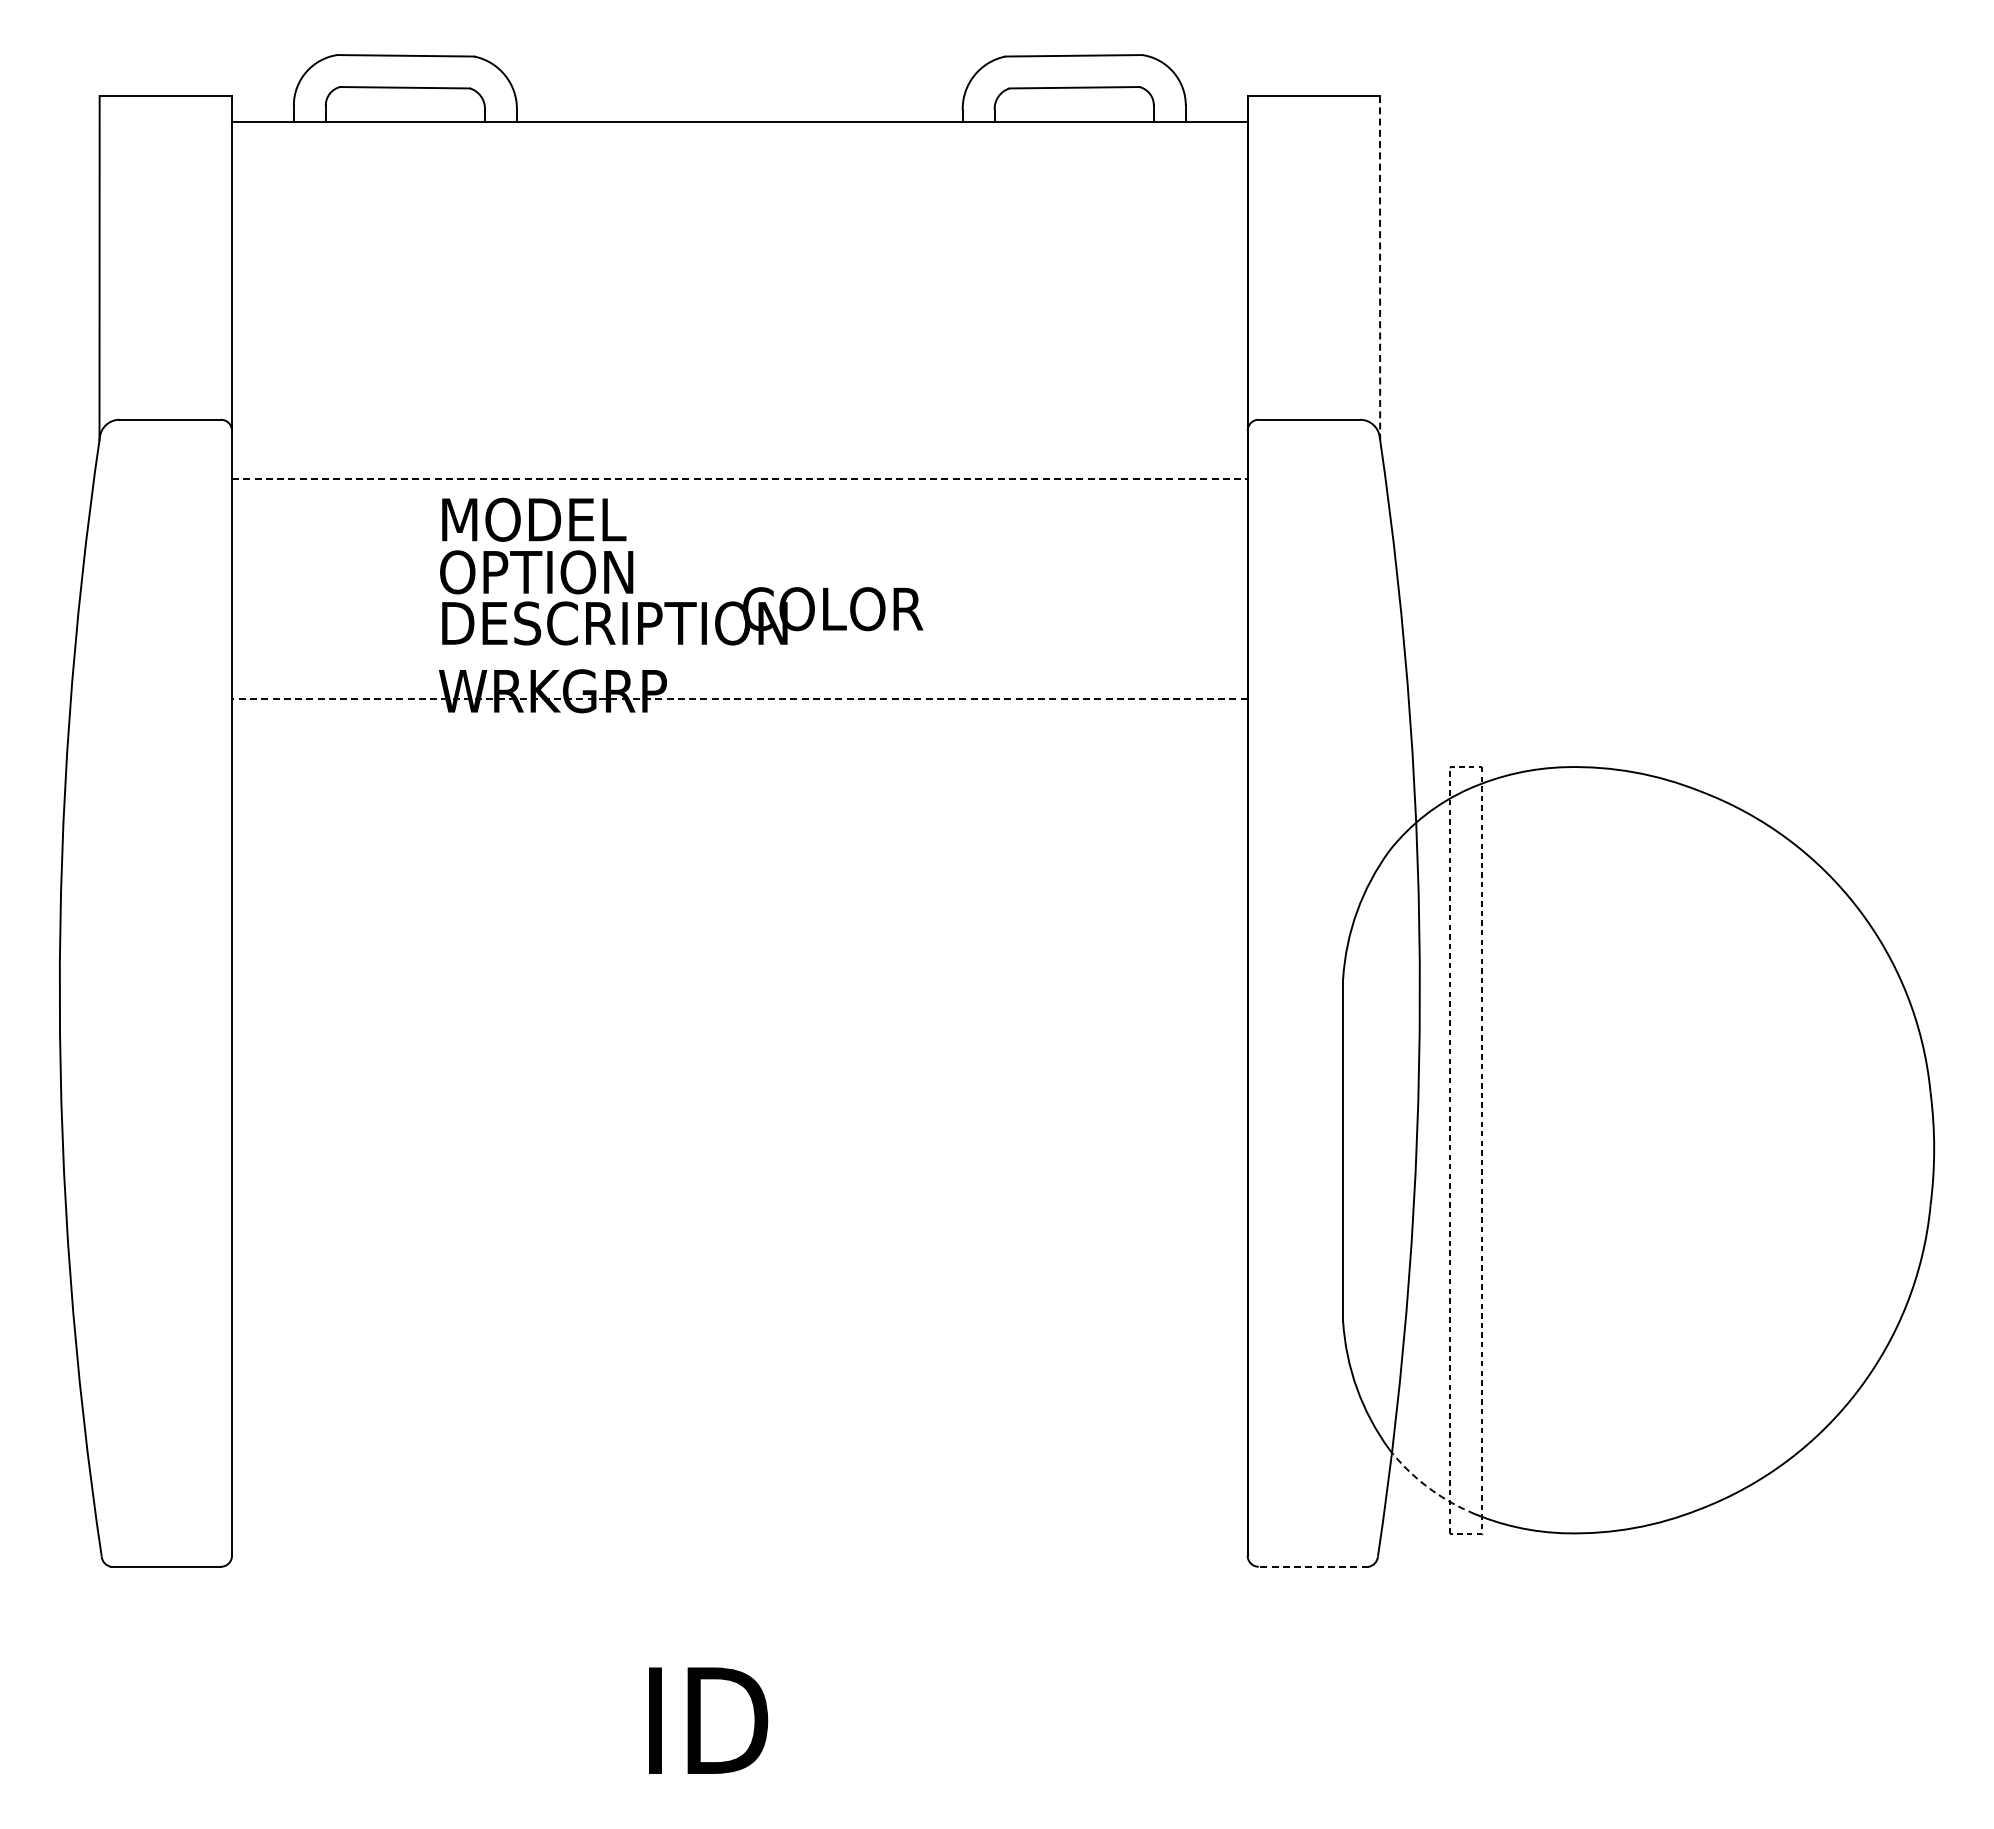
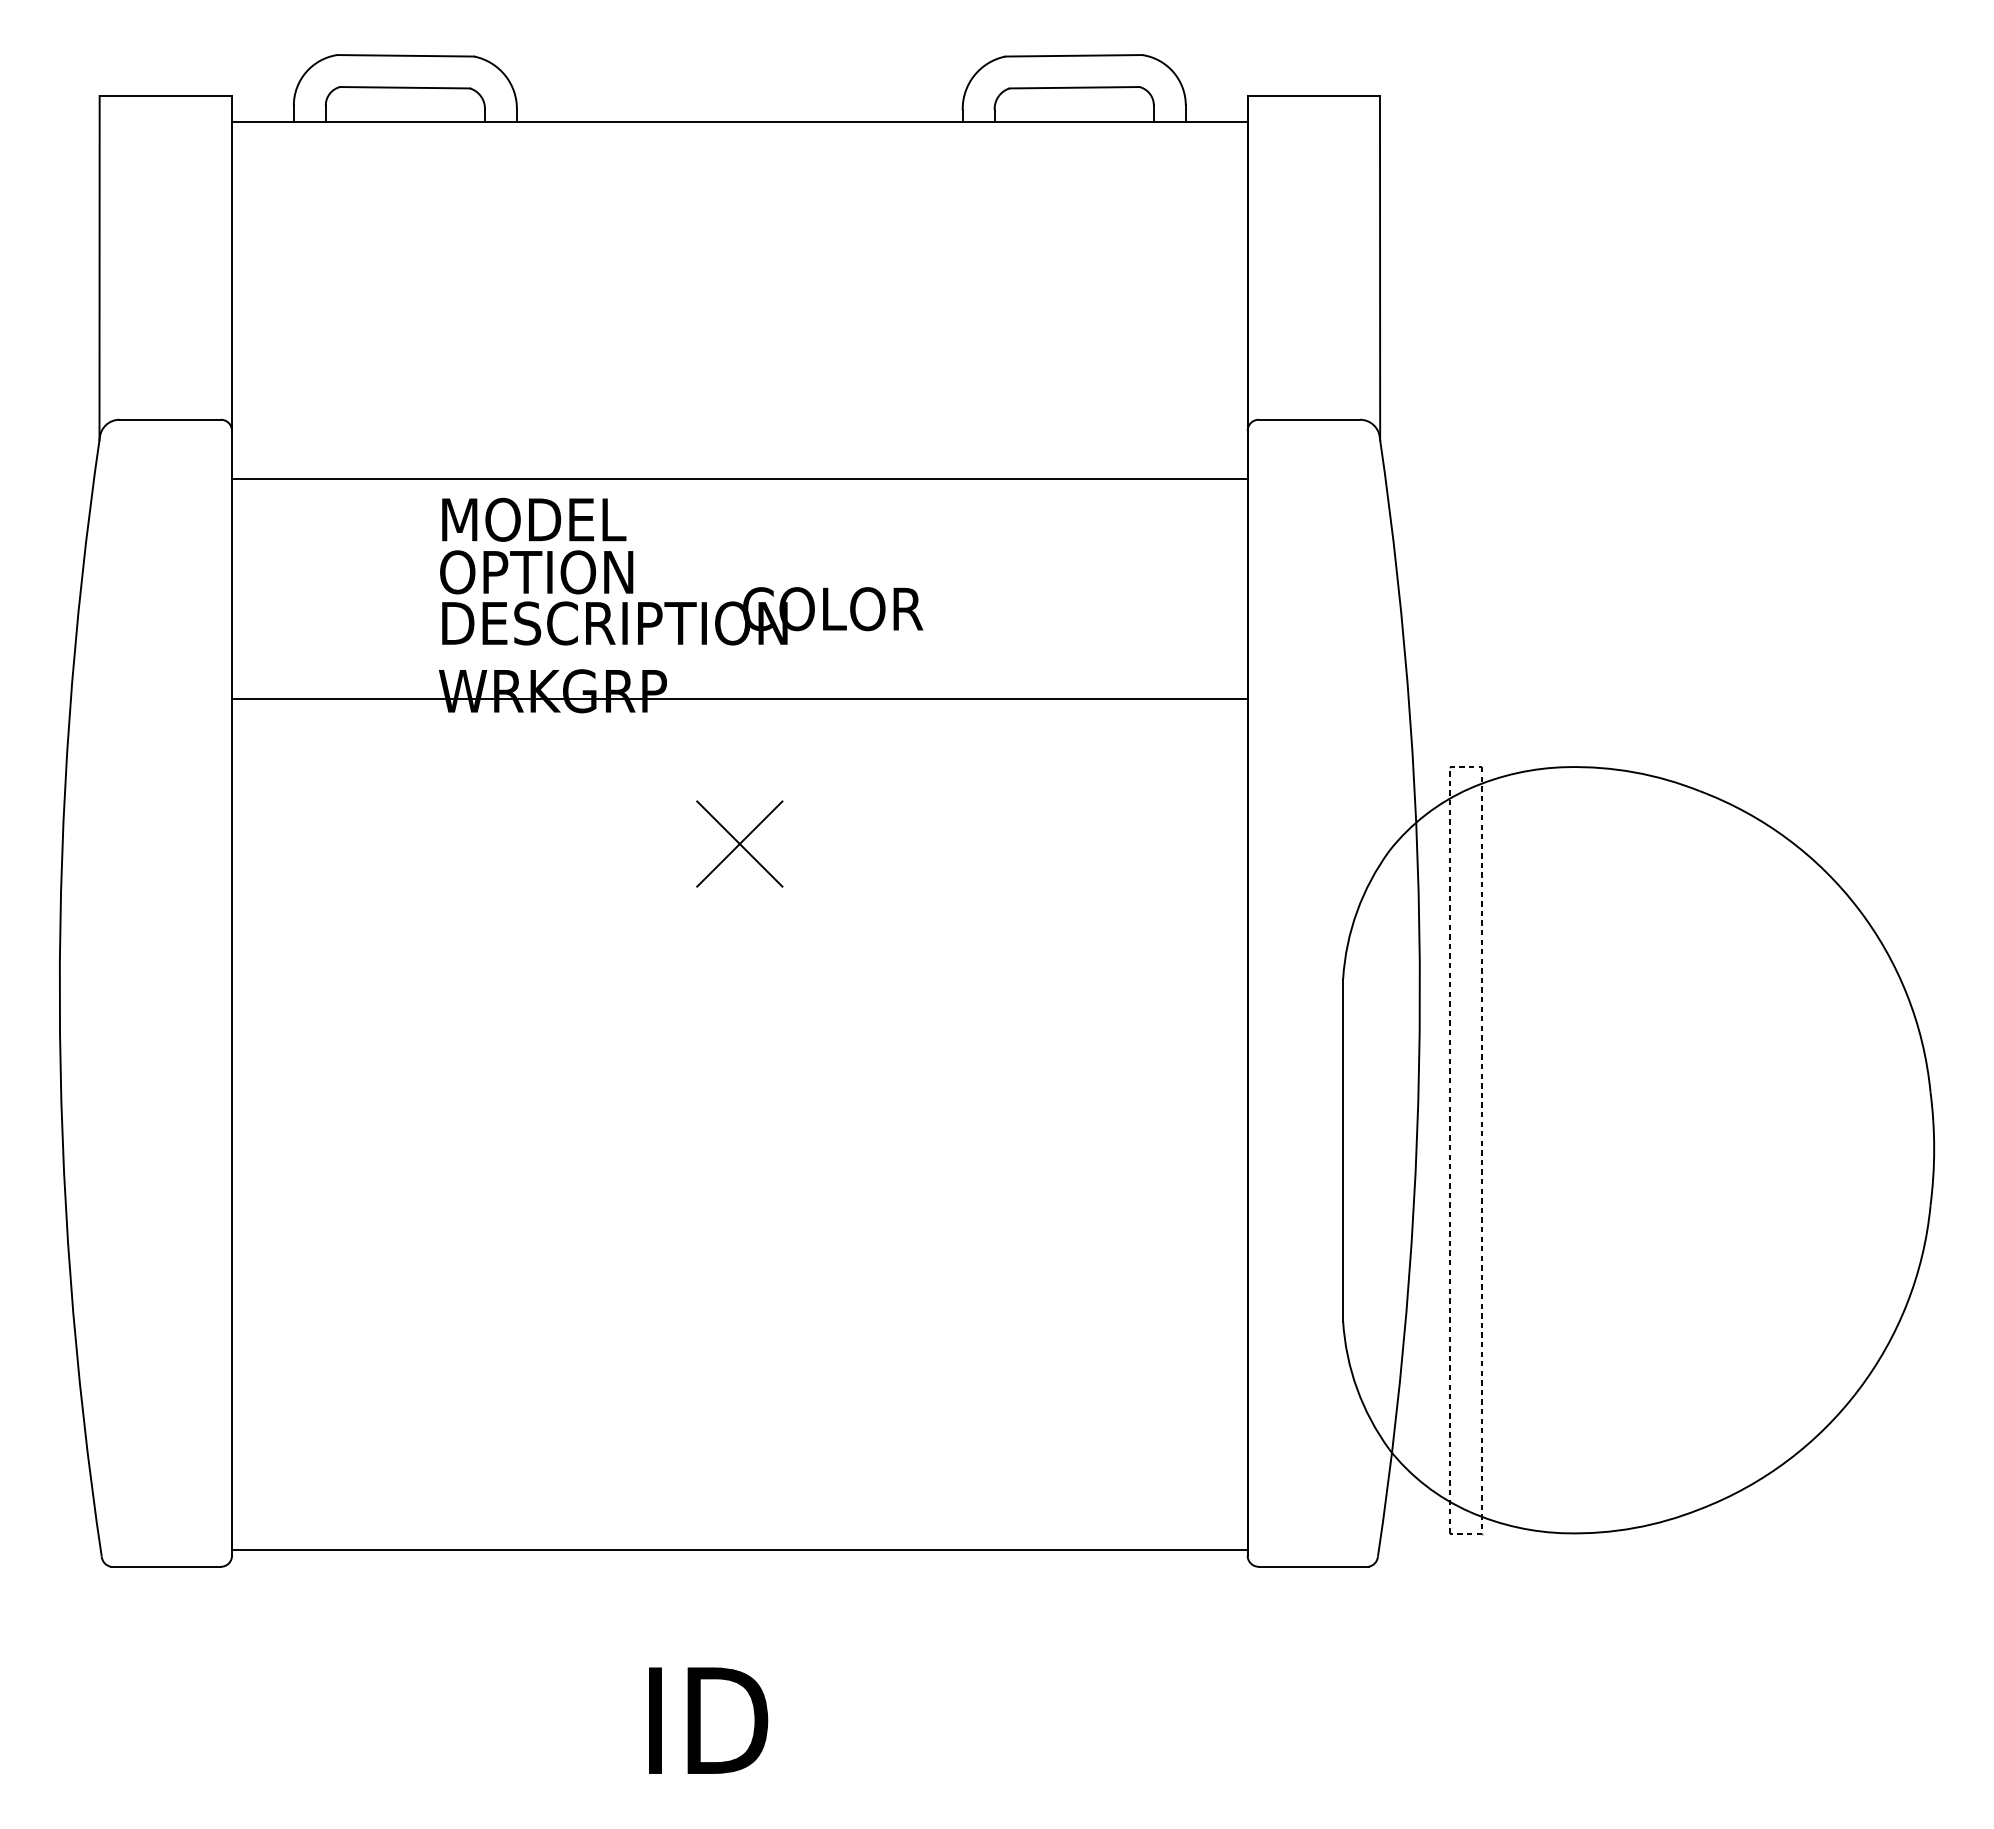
line: dashed -> solid (1380, 268)
line: dashed -> solid (739, 479)
line: dashed -> solid (739, 698)
part: none -> present (739, 843)
arc: dashed -> solid (1425, 1485)
line: none -> present (739, 1550)
line: dashed -> solid (1313, 1566)
